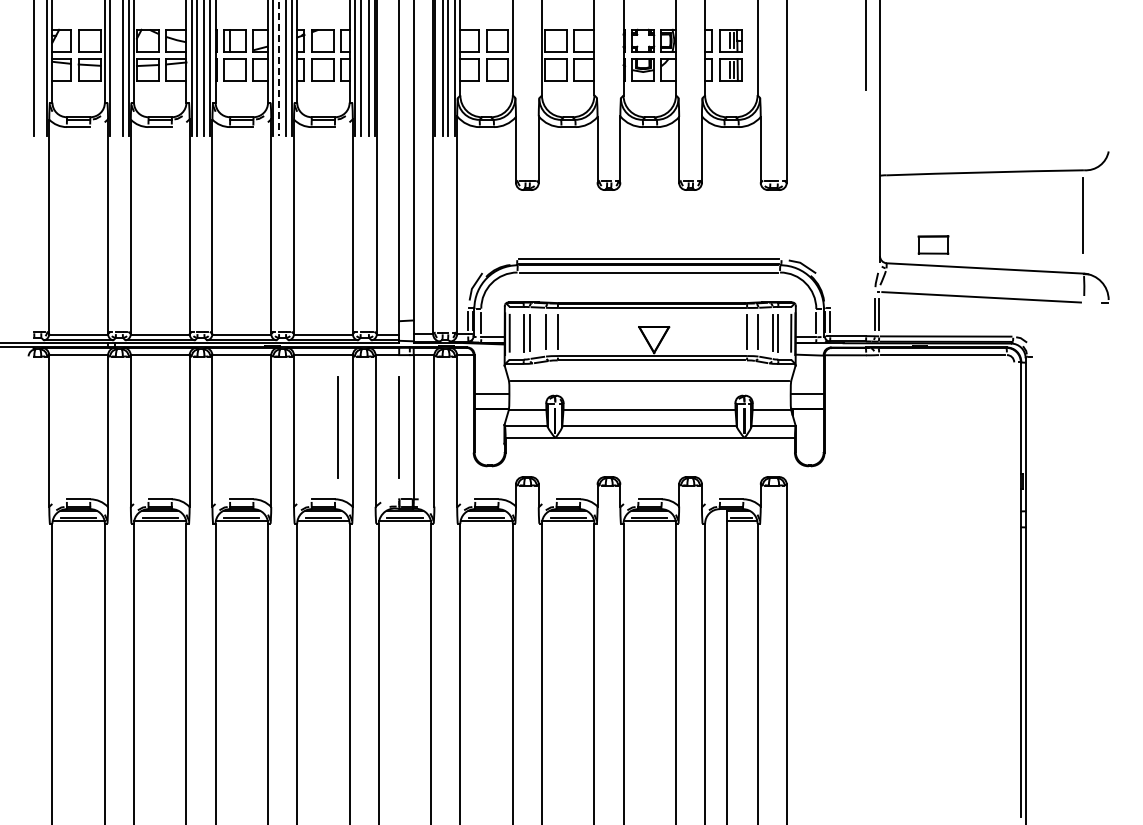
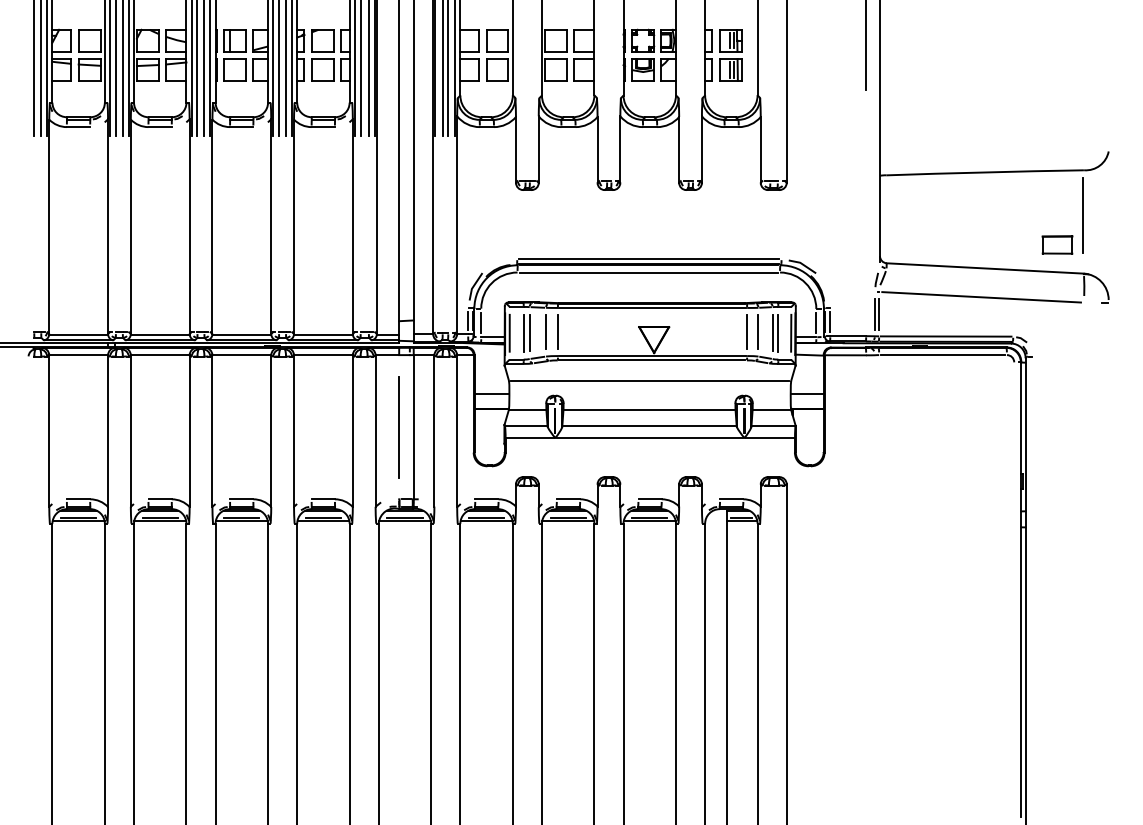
line: dashed -> solid (279, 67)
line: none -> present (41, 68)
line: none -> present (115, 68)
part position: (933, 244) -> (1057, 244) (1057, 244)
line: present -> none (337, 427)
